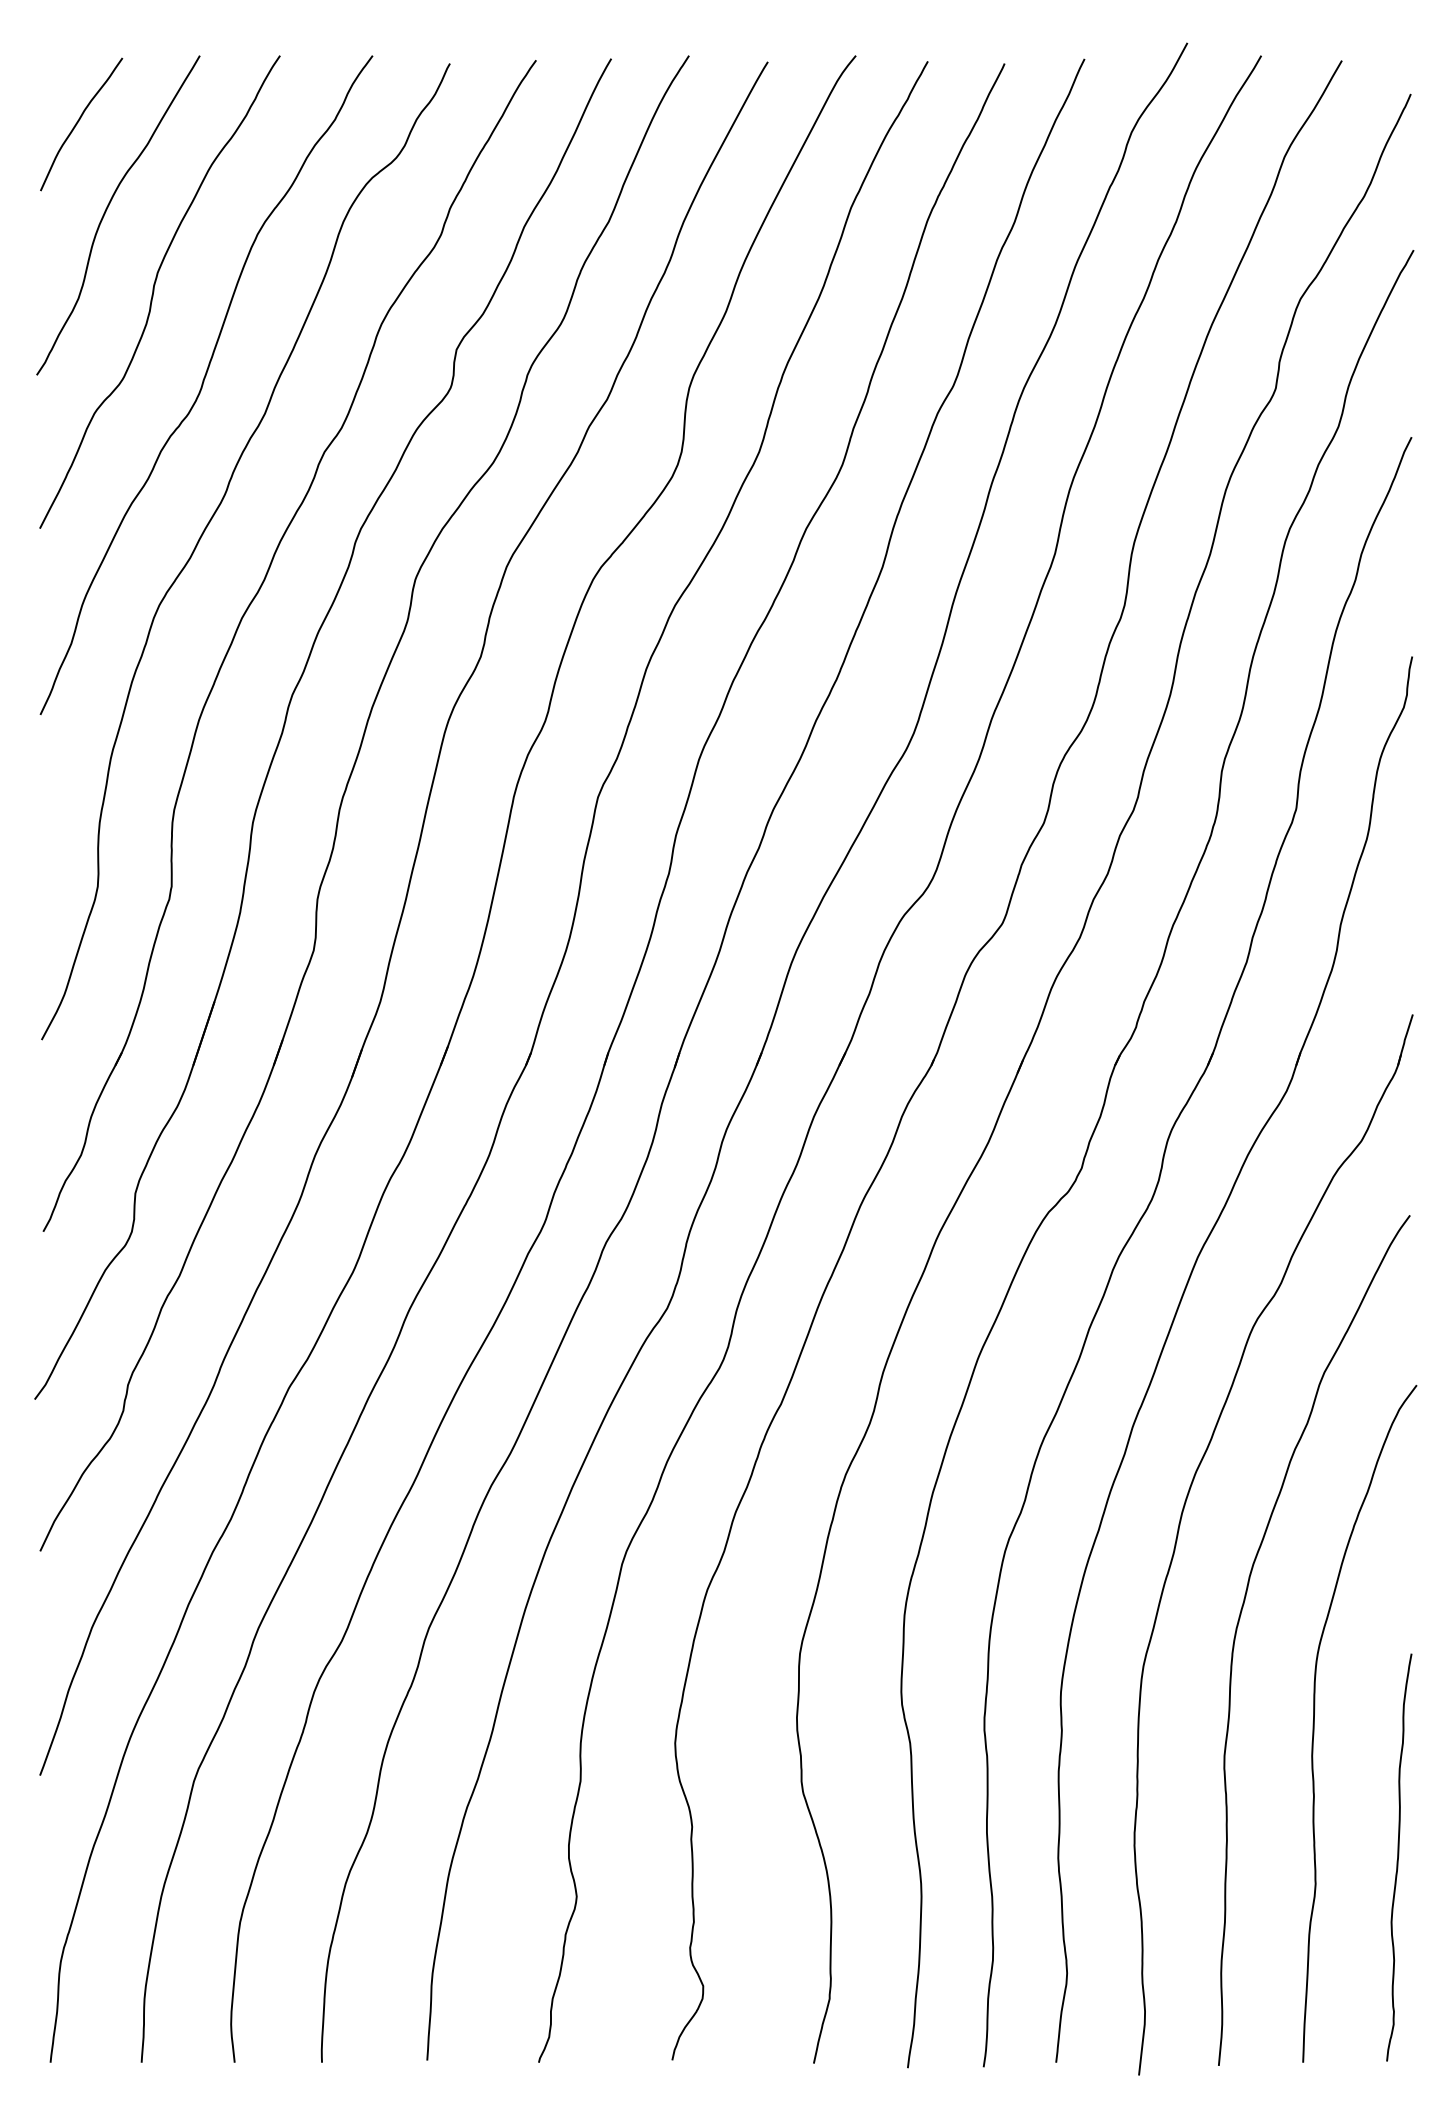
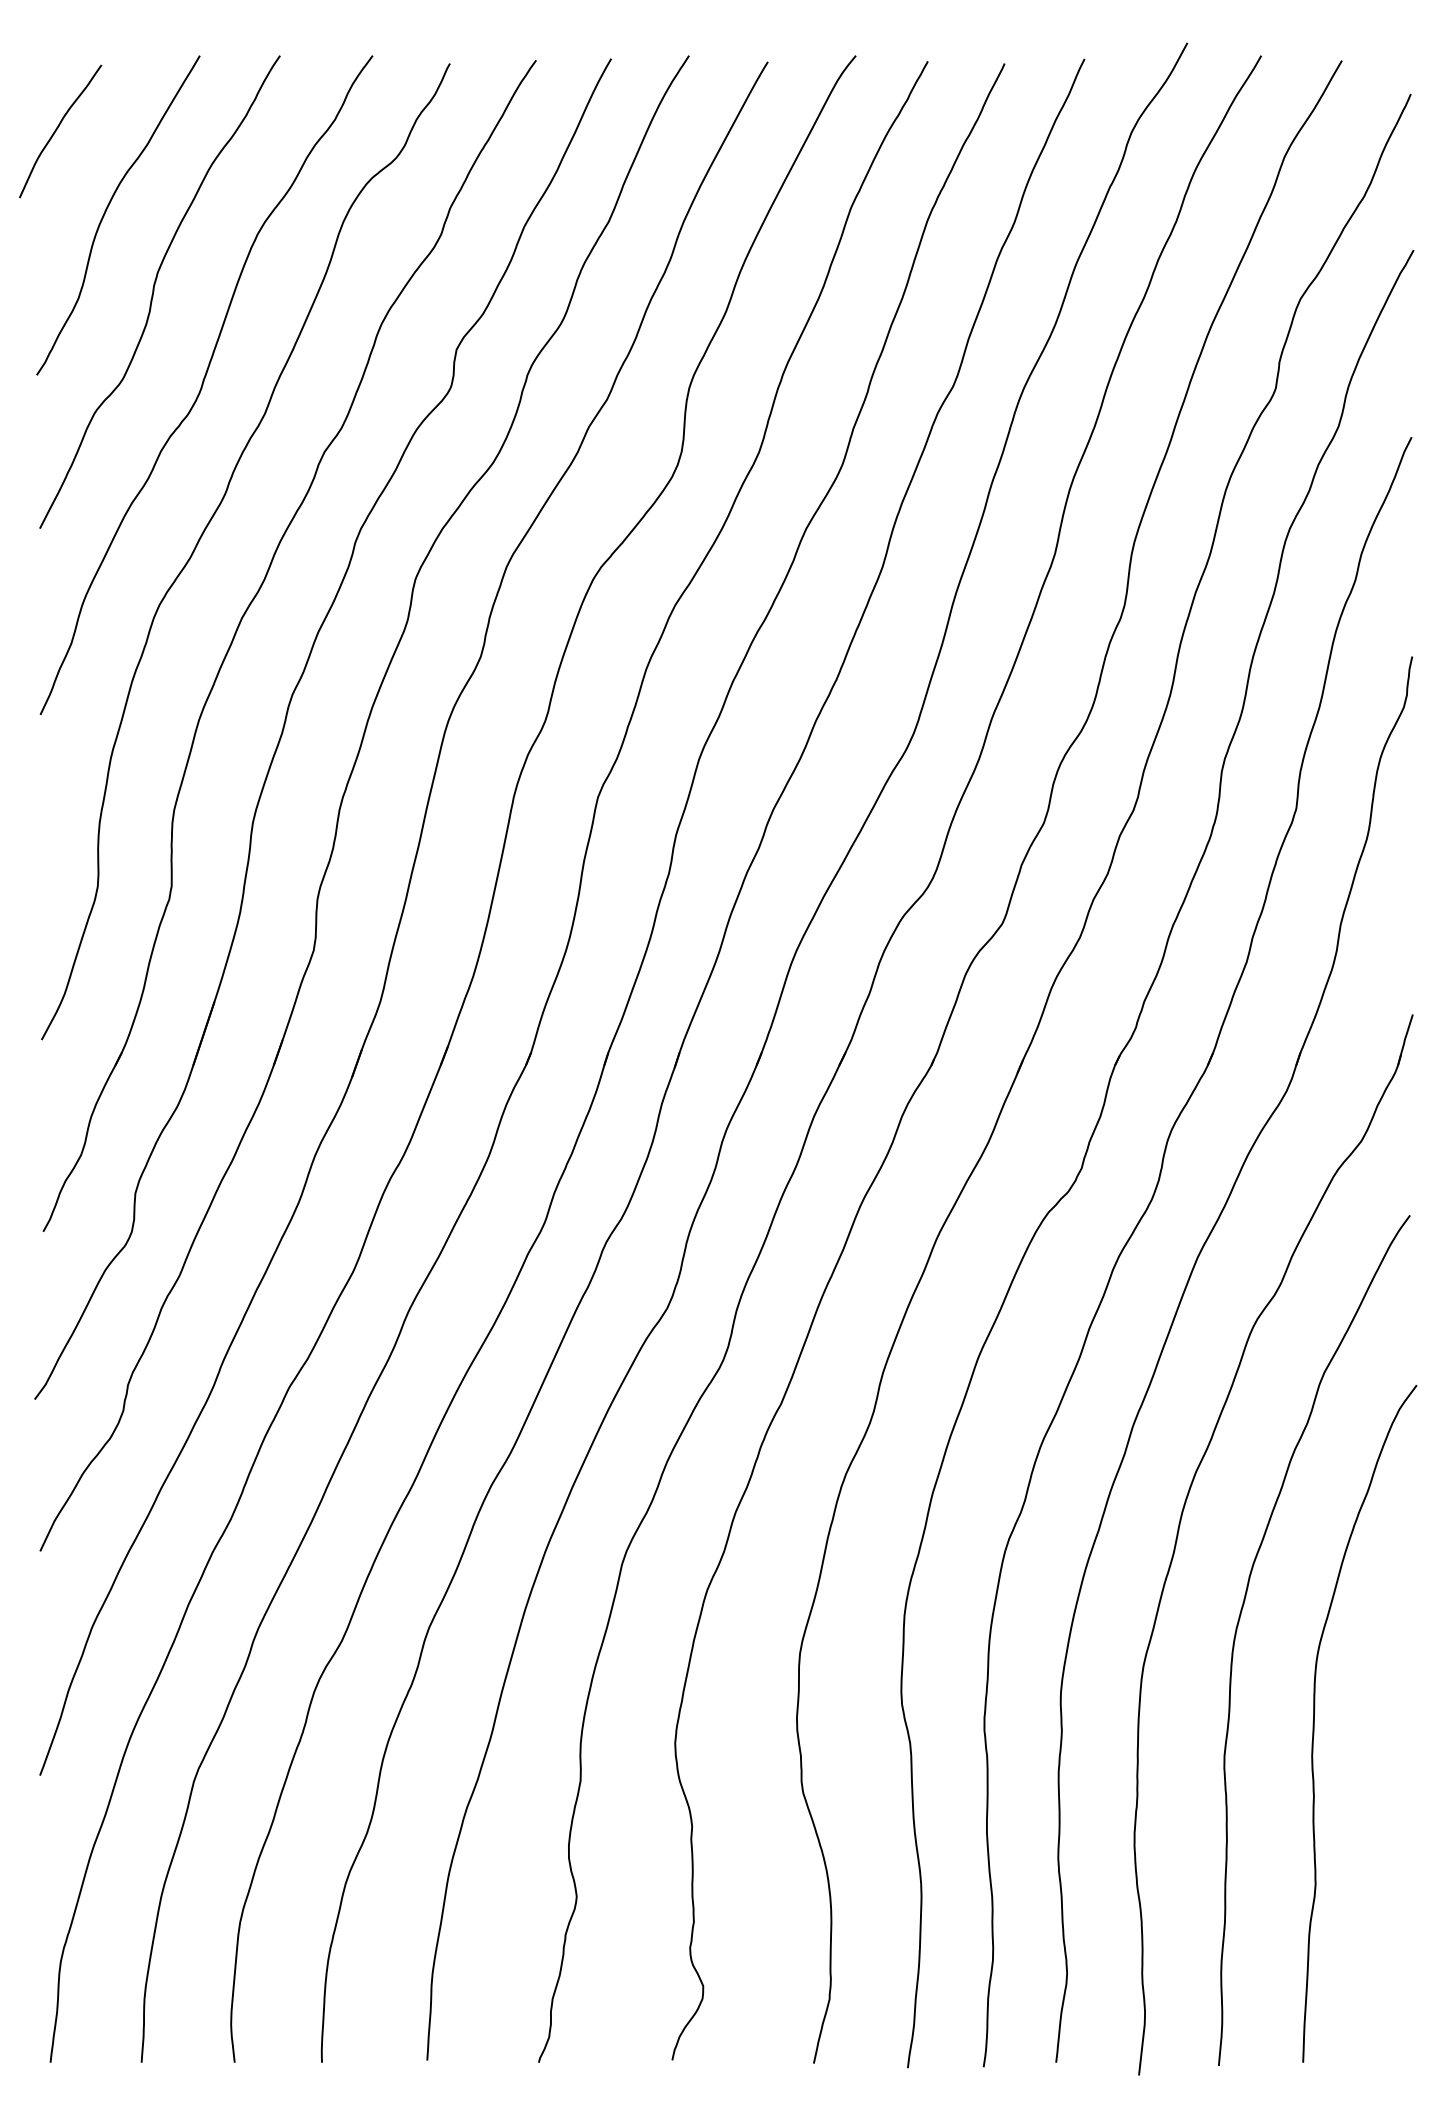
curve position: (79, 121) -> (58, 128) (58, 128)
curve: present -> none (1398, 1857)
